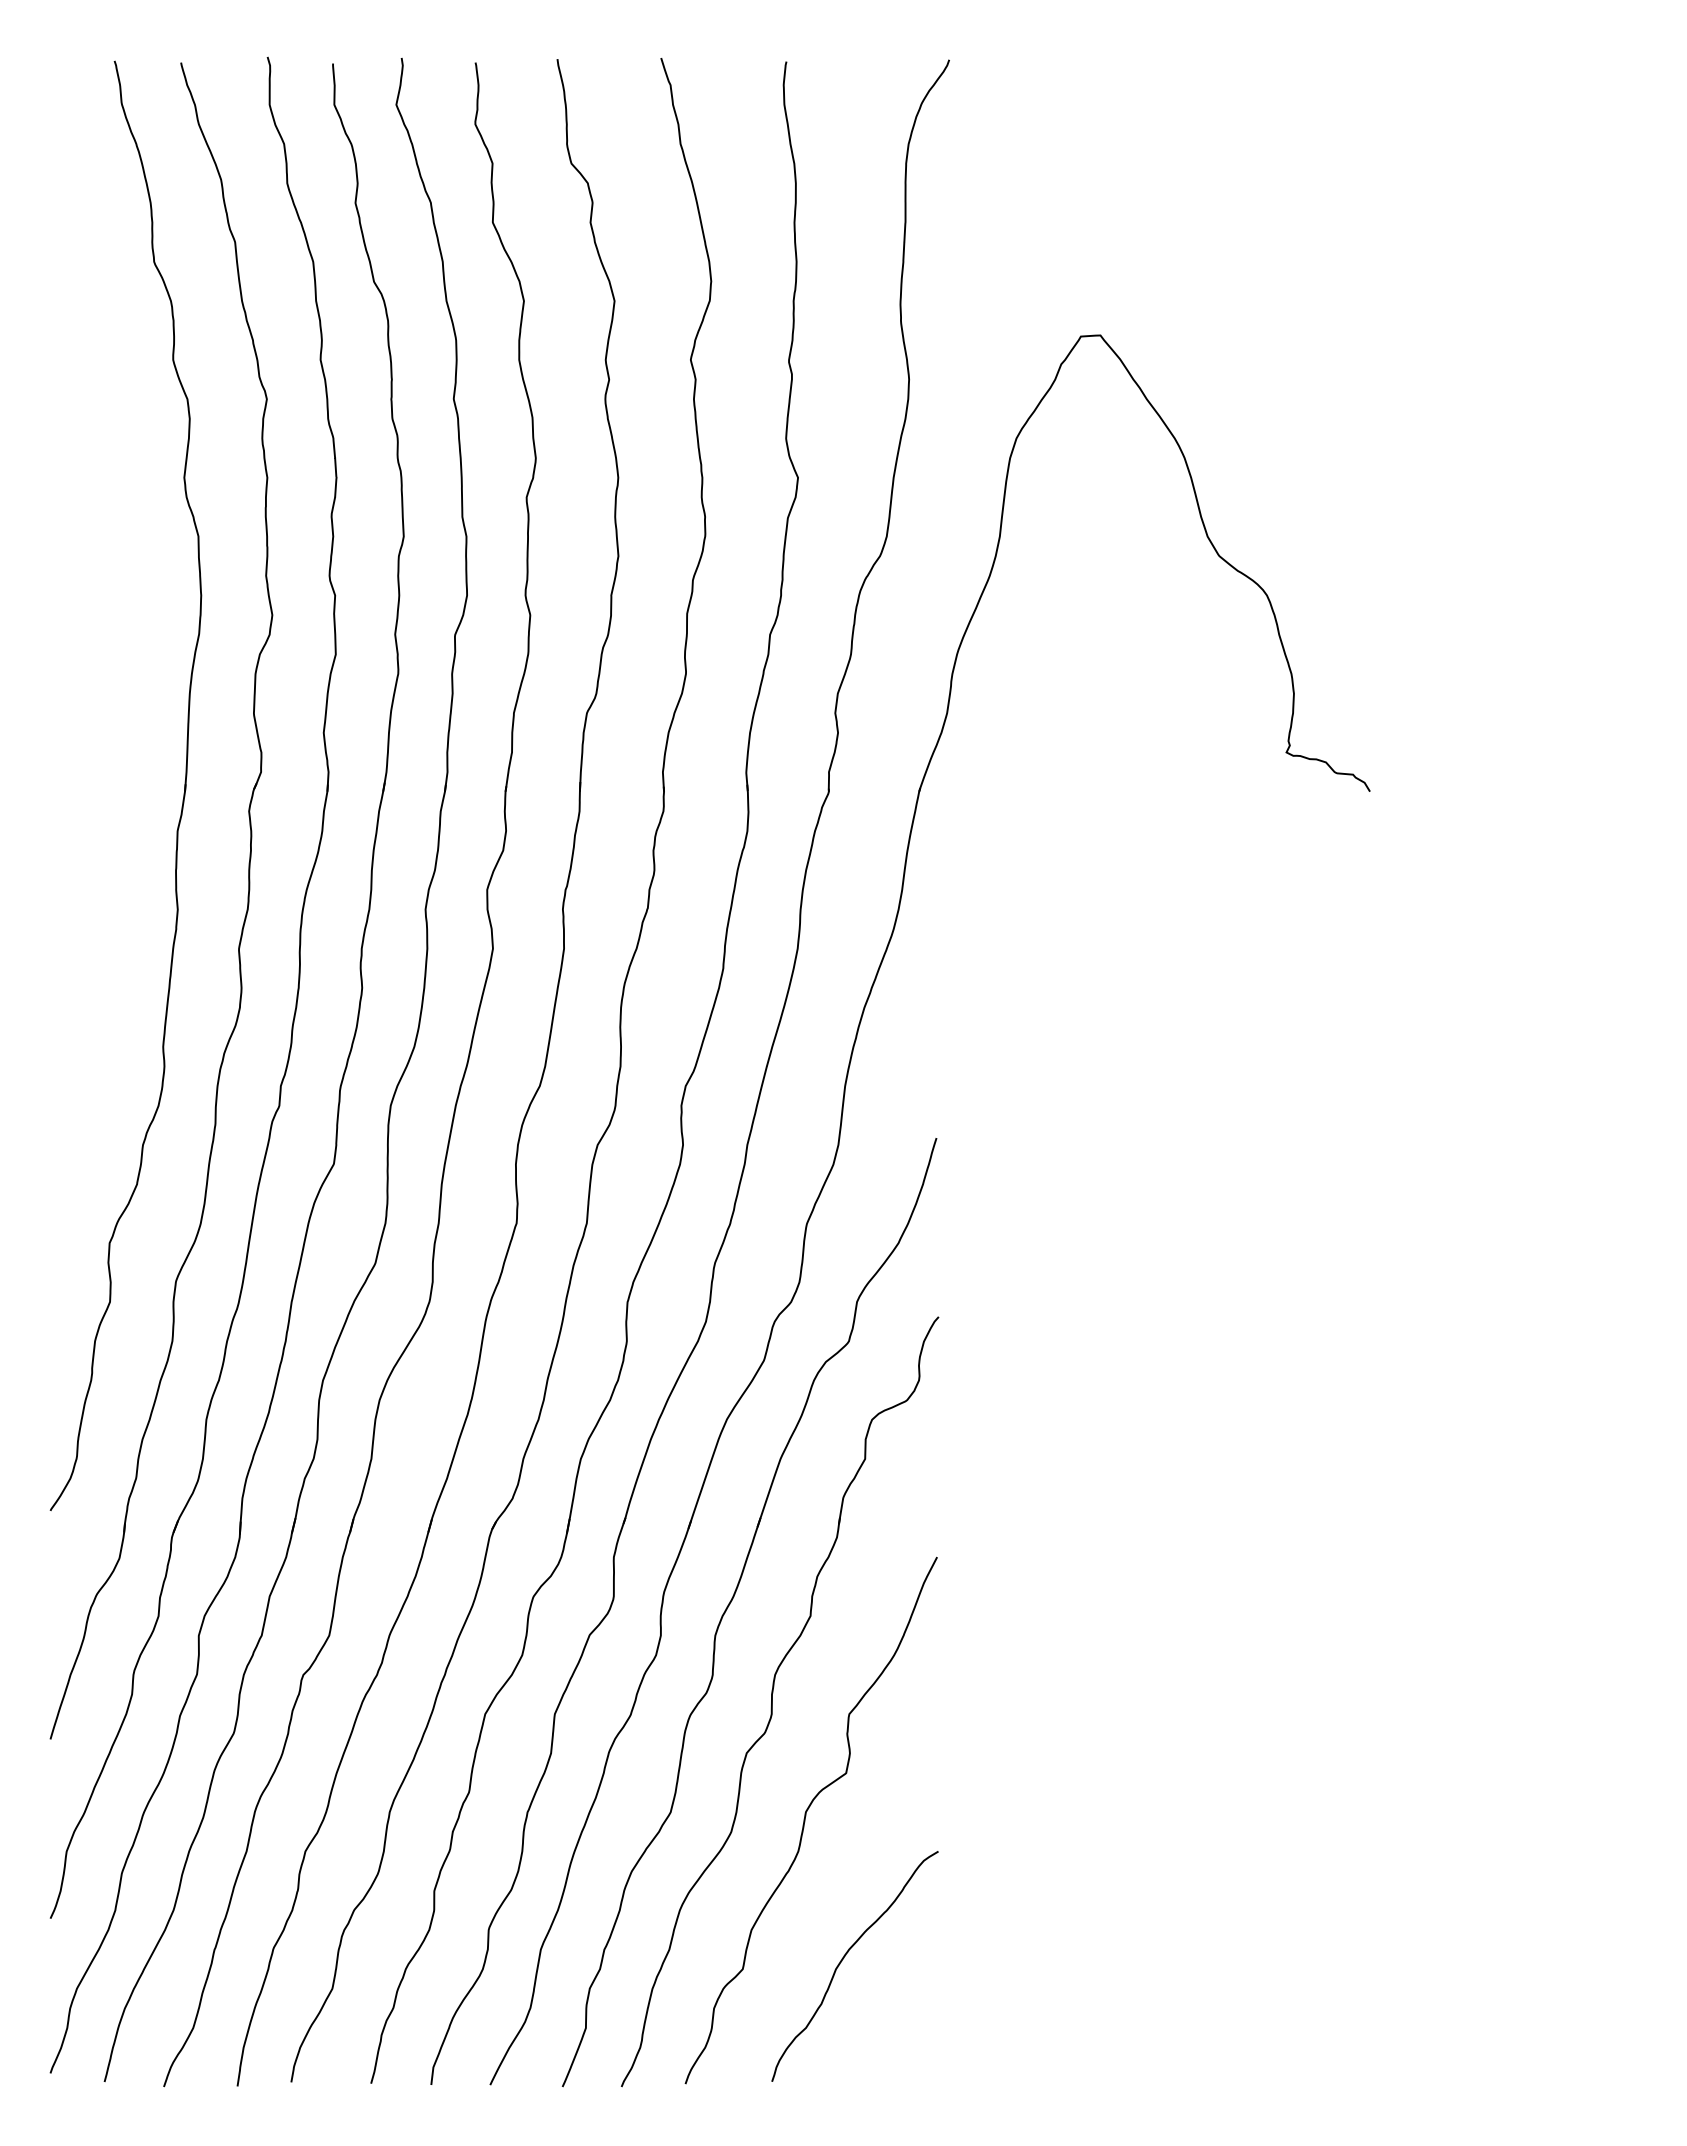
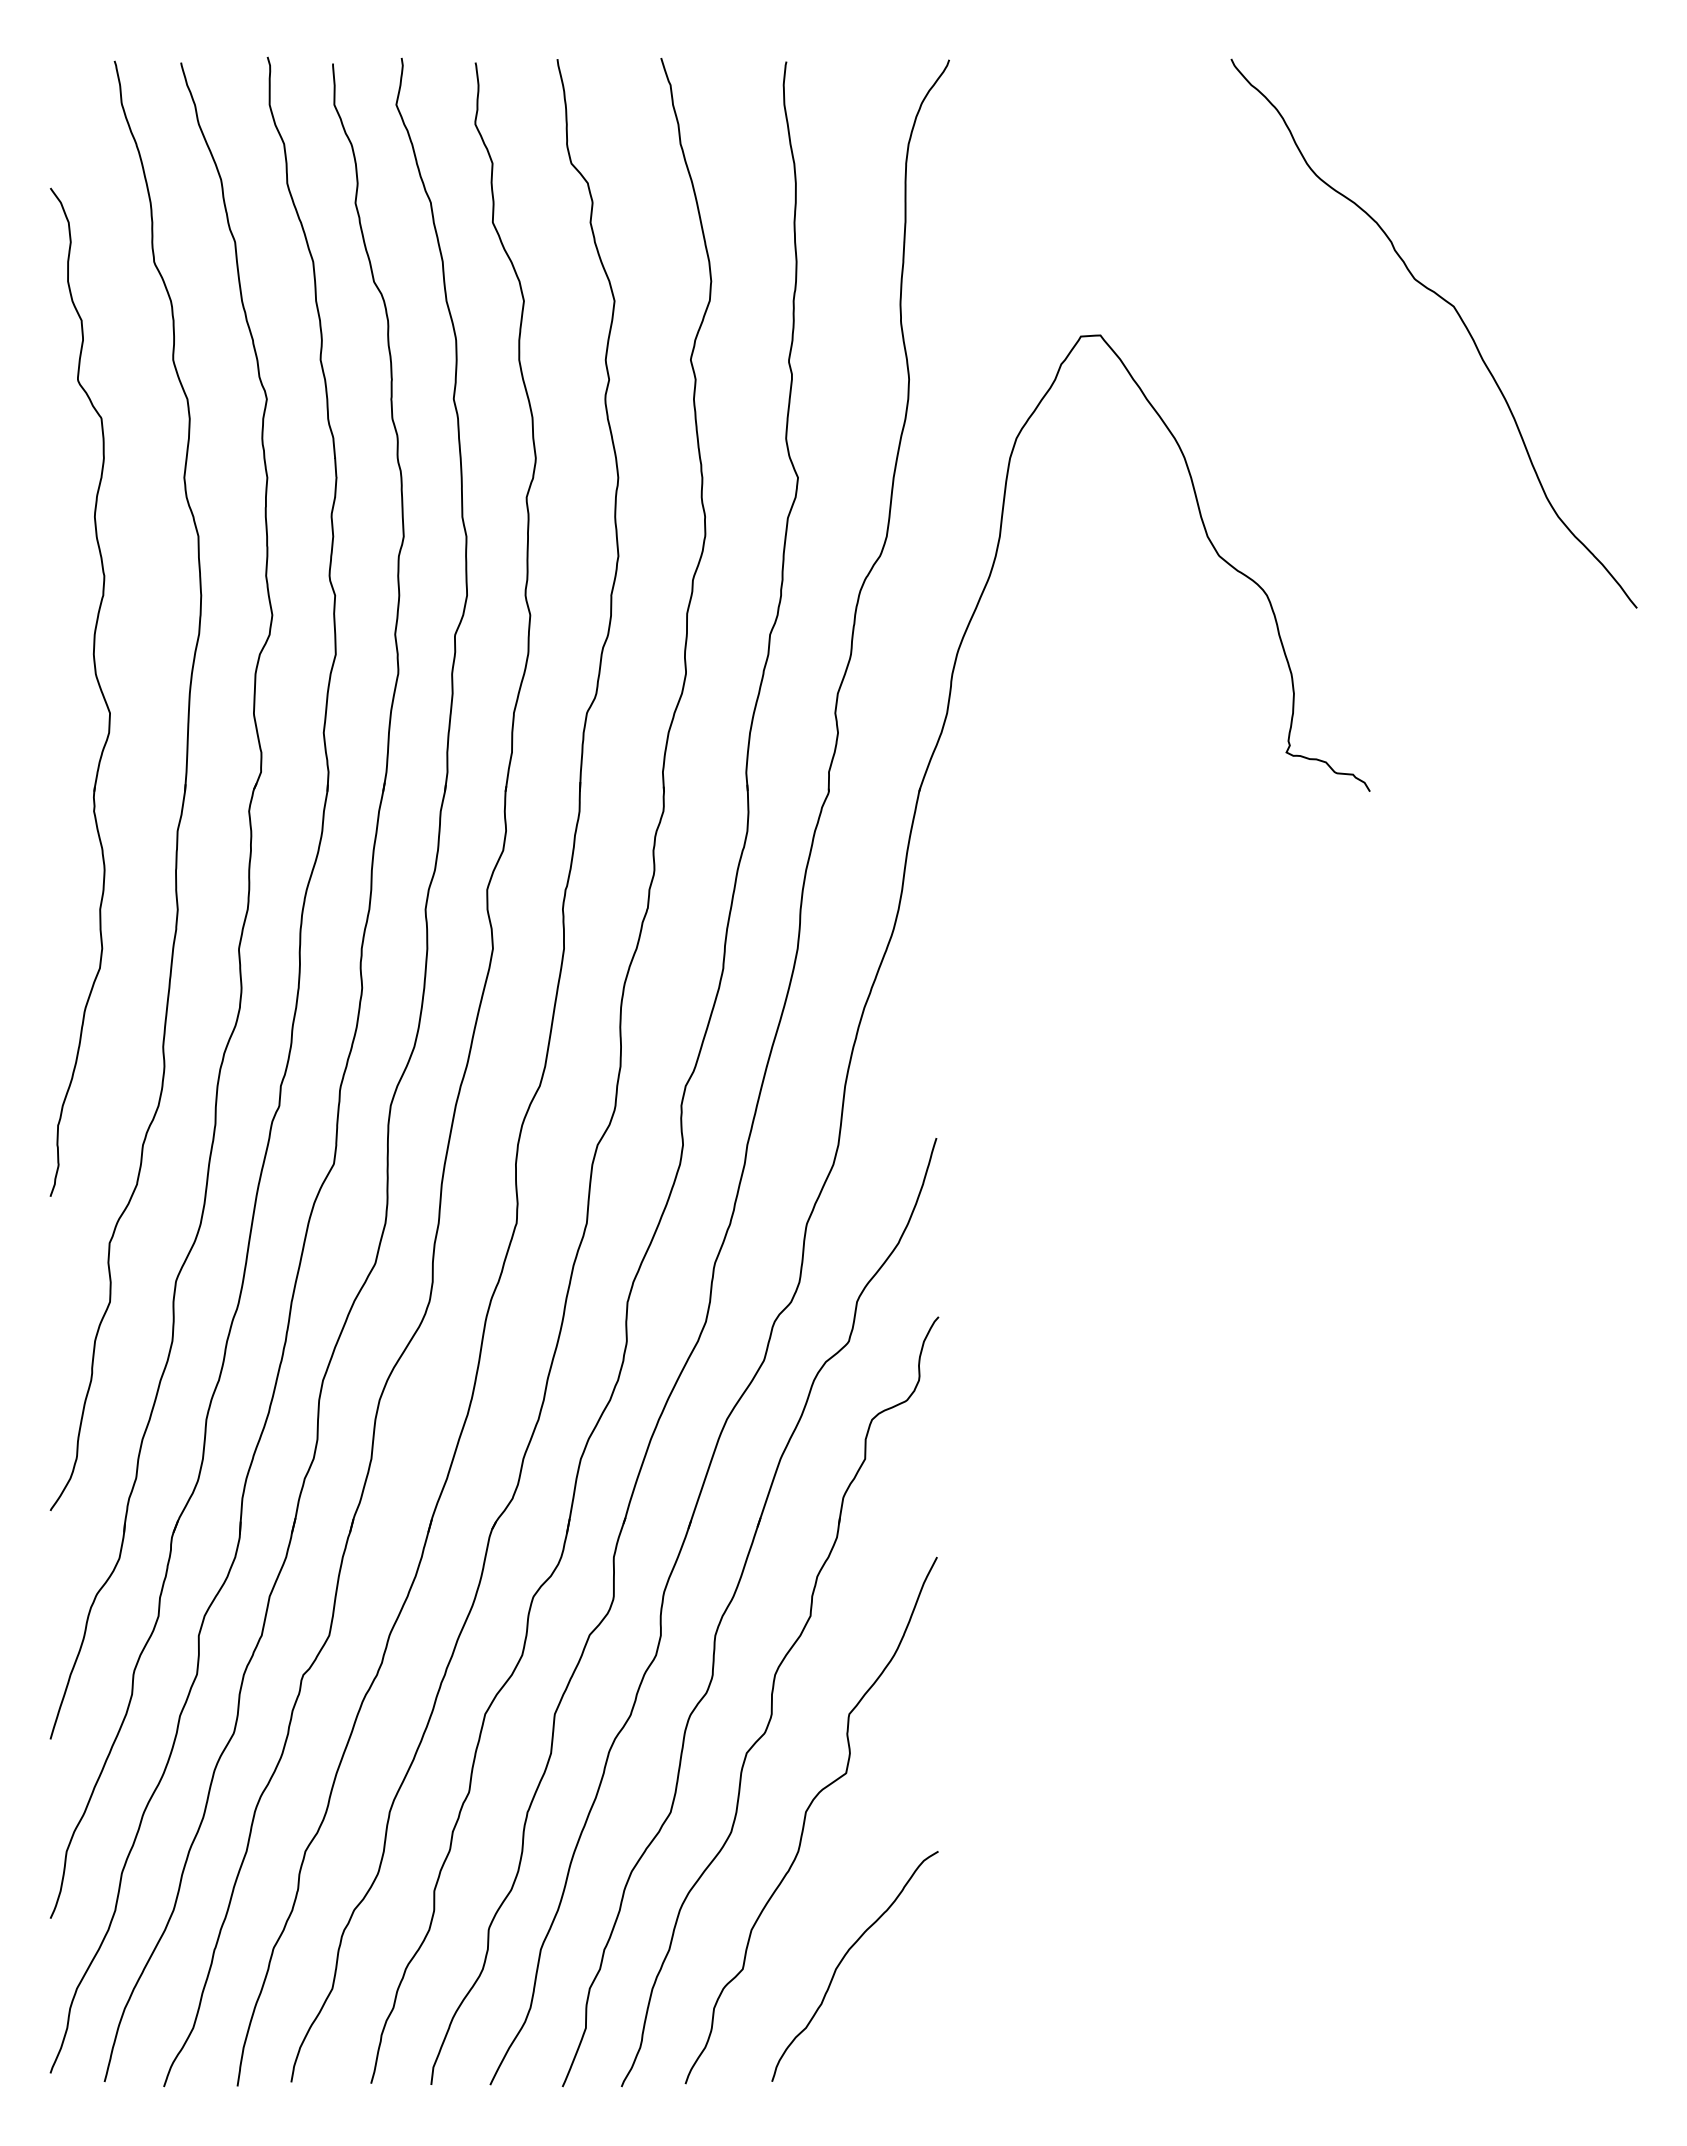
curve: none -> present (1458, 316)
part: none -> present (98, 686)
